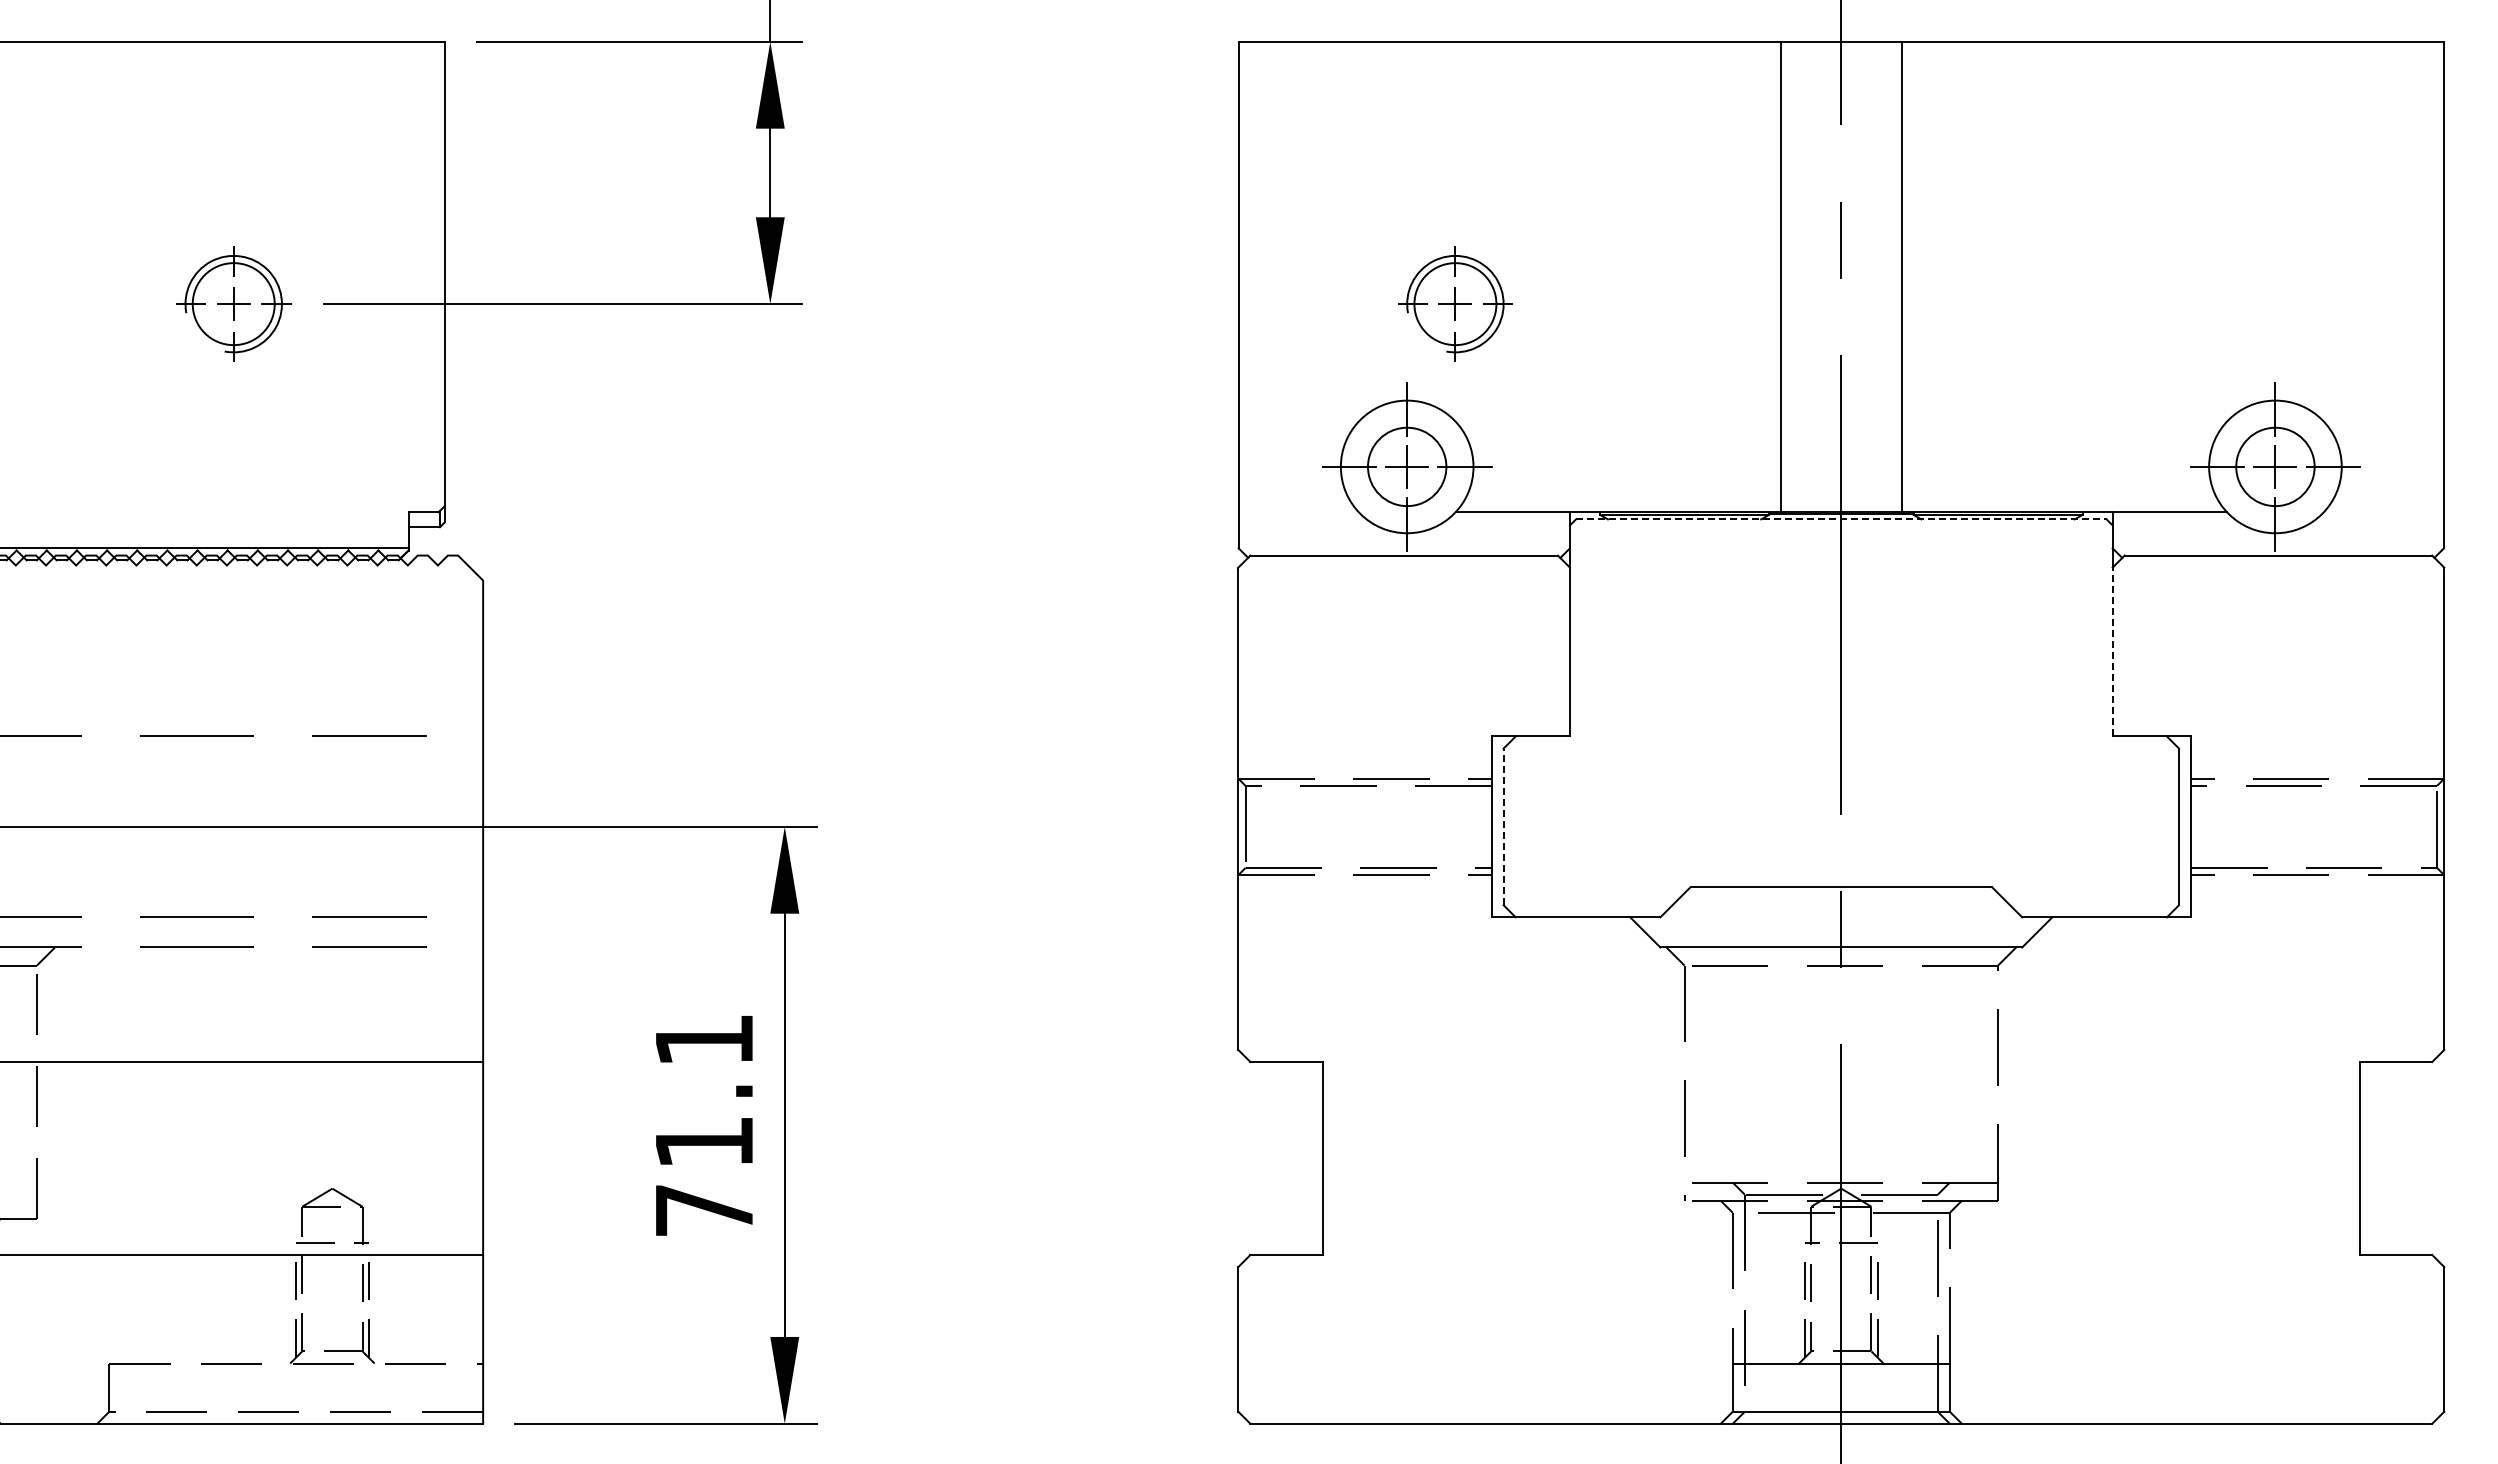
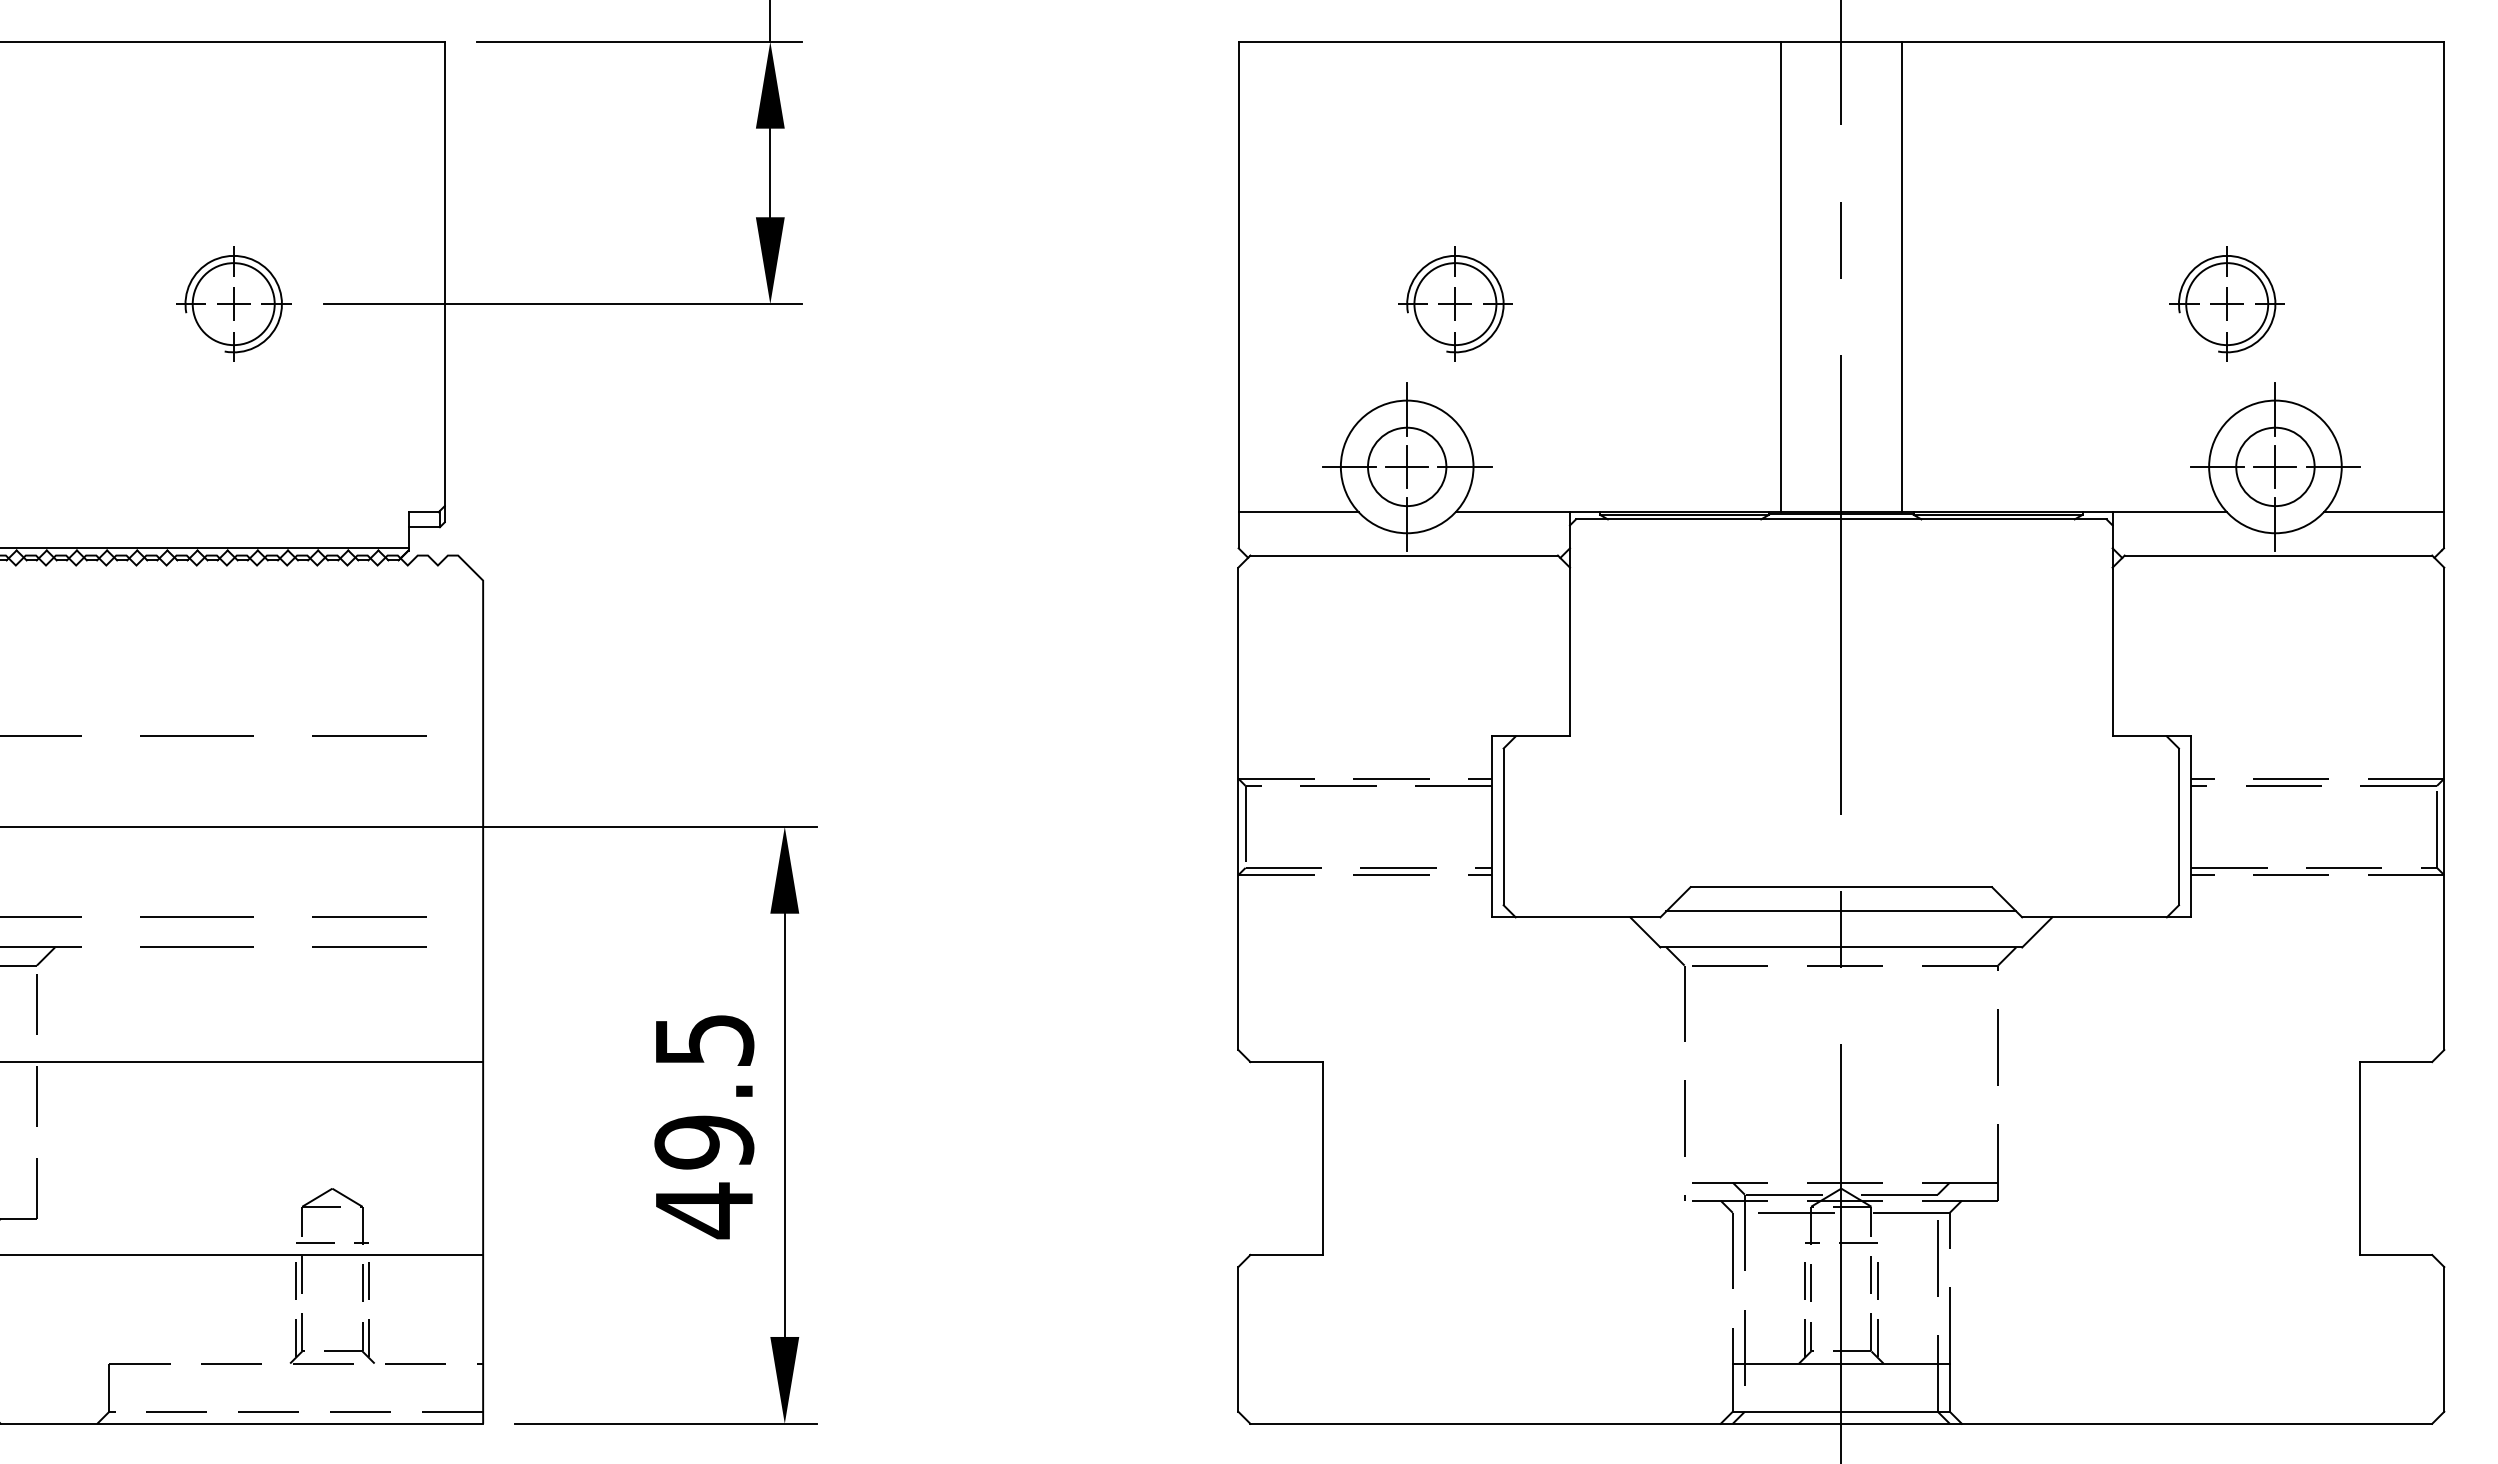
part: none -> present (2226, 303)
line: none -> present (1298, 512)
line: none -> present (2383, 512)
line: dashed -> solid (1841, 519)
line: dashed -> solid (2112, 652)
line: dashed -> solid (1503, 826)
line: none -> present (1841, 911)
text: 71.1 -> 49.5 (704, 1127)
